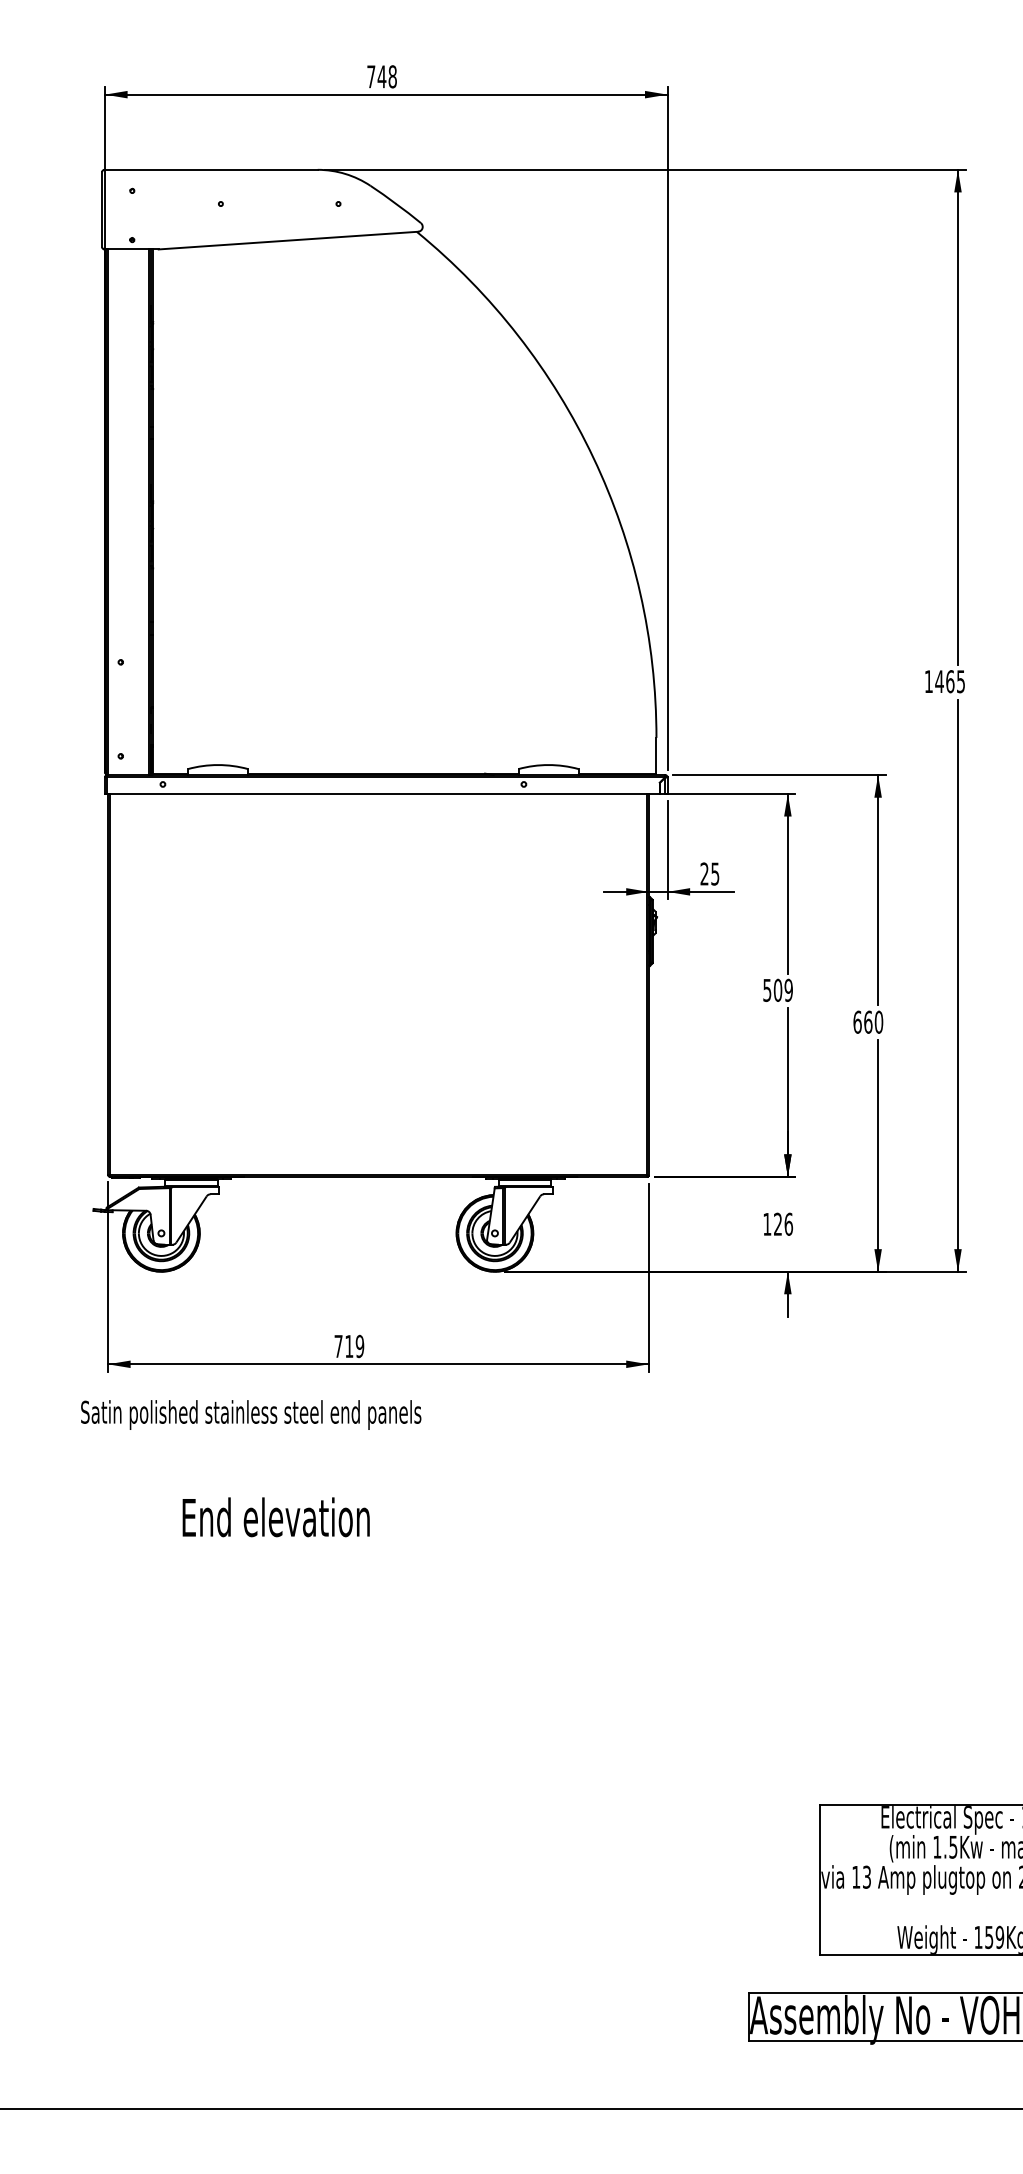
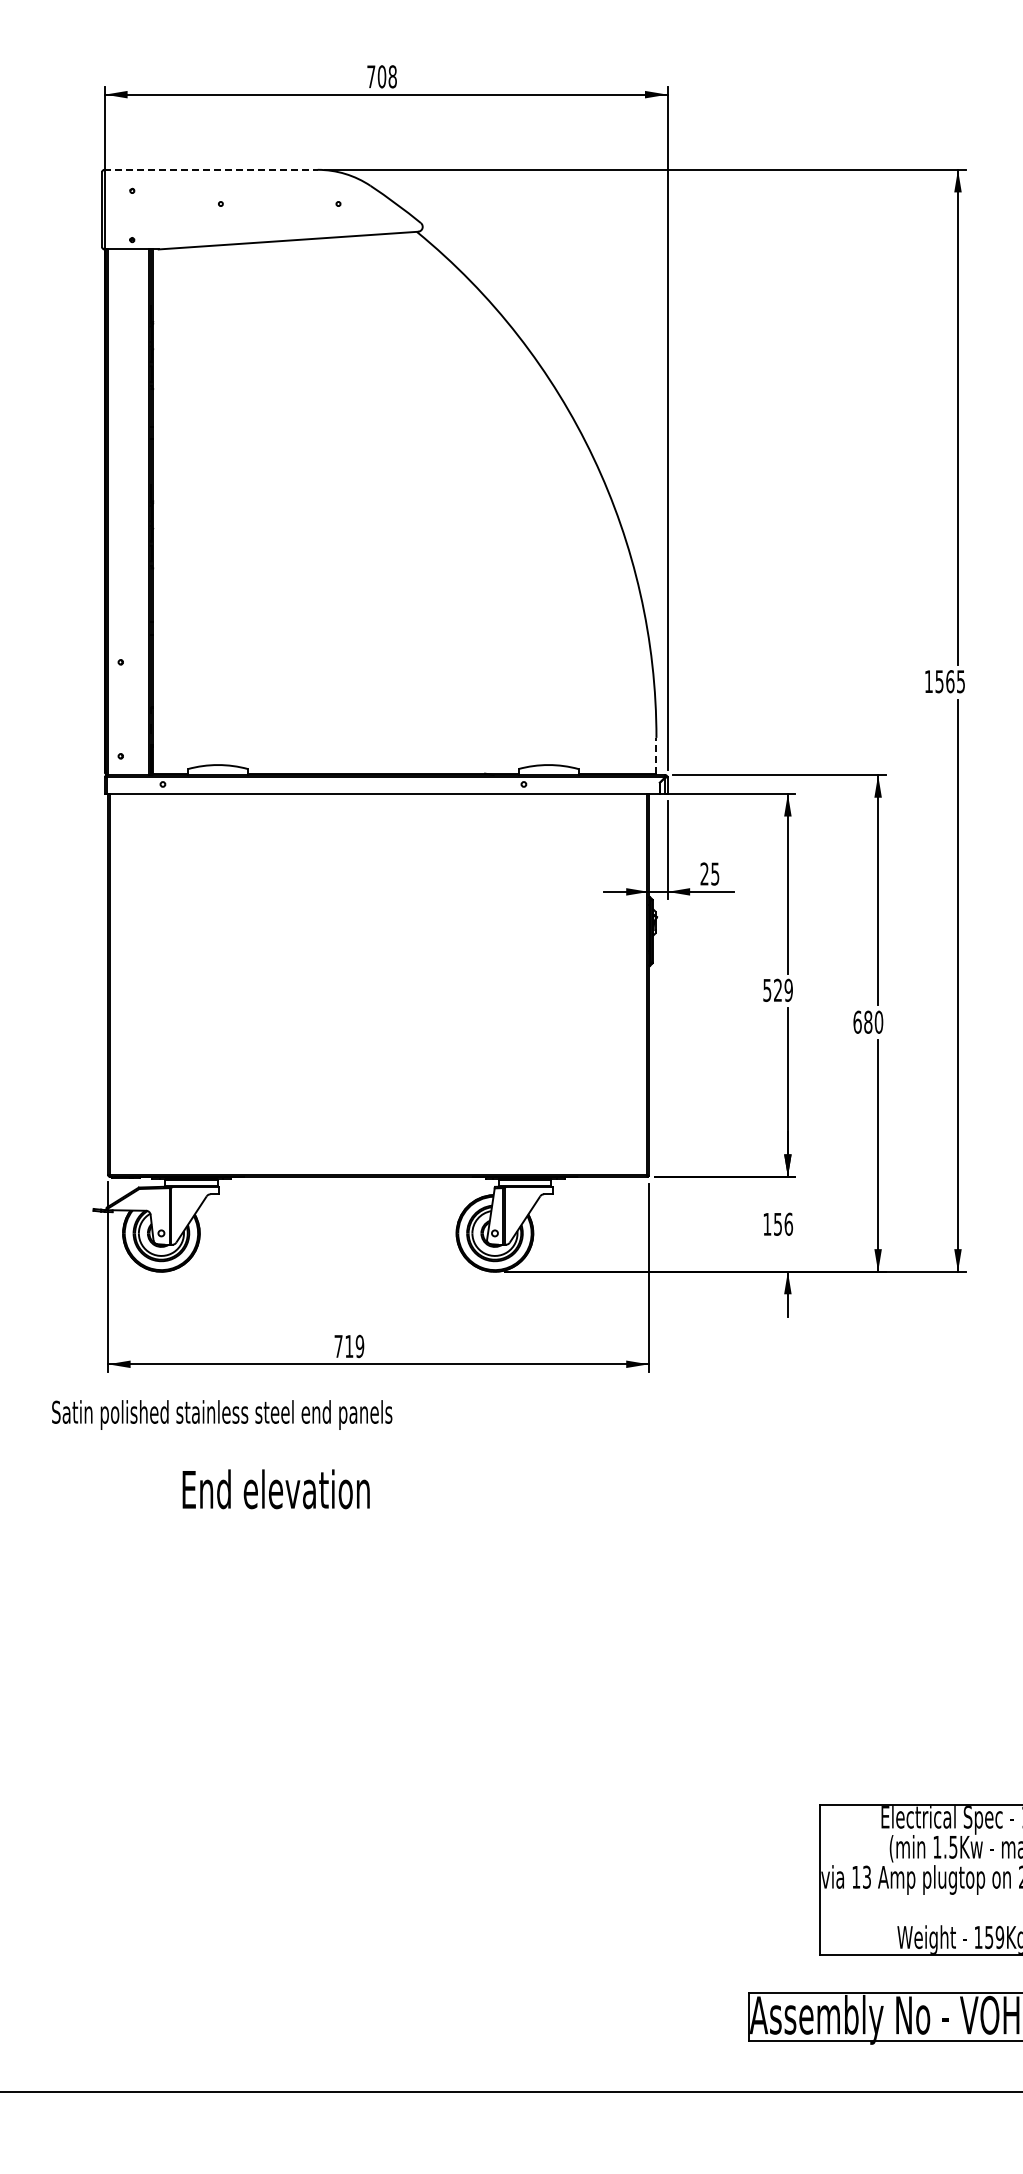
text: 748 -> 708 (381, 76)
line: solid -> dashed (211, 169)
text: 1465 -> 1565 (939, 681)
line: solid -> dashed (656, 755)
text: 509 -> 529 (777, 989)
text: 660 -> 680 (868, 1021)
text: 126 -> 156 (777, 1223)
text position: (251, 1414) -> (222, 1414) (222, 1414)
text position: (275, 1517) -> (275, 1489) (275, 1489)
line position: (510, 2108) -> (510, 2091) (510, 2091)
